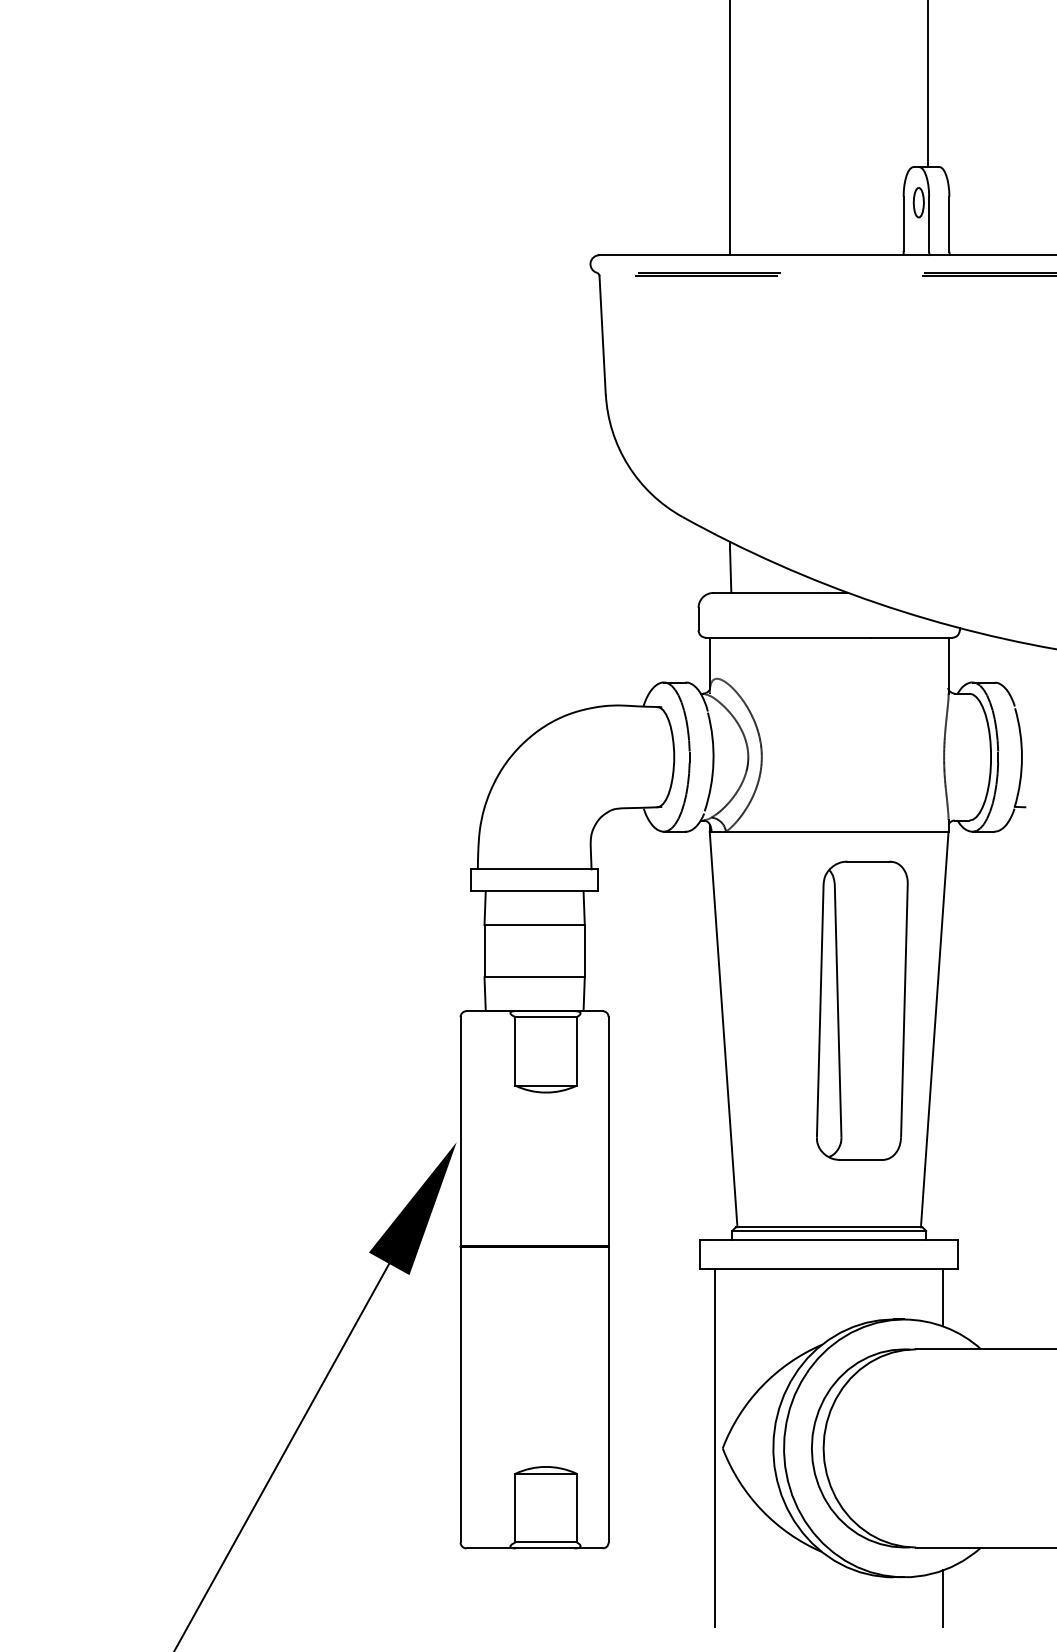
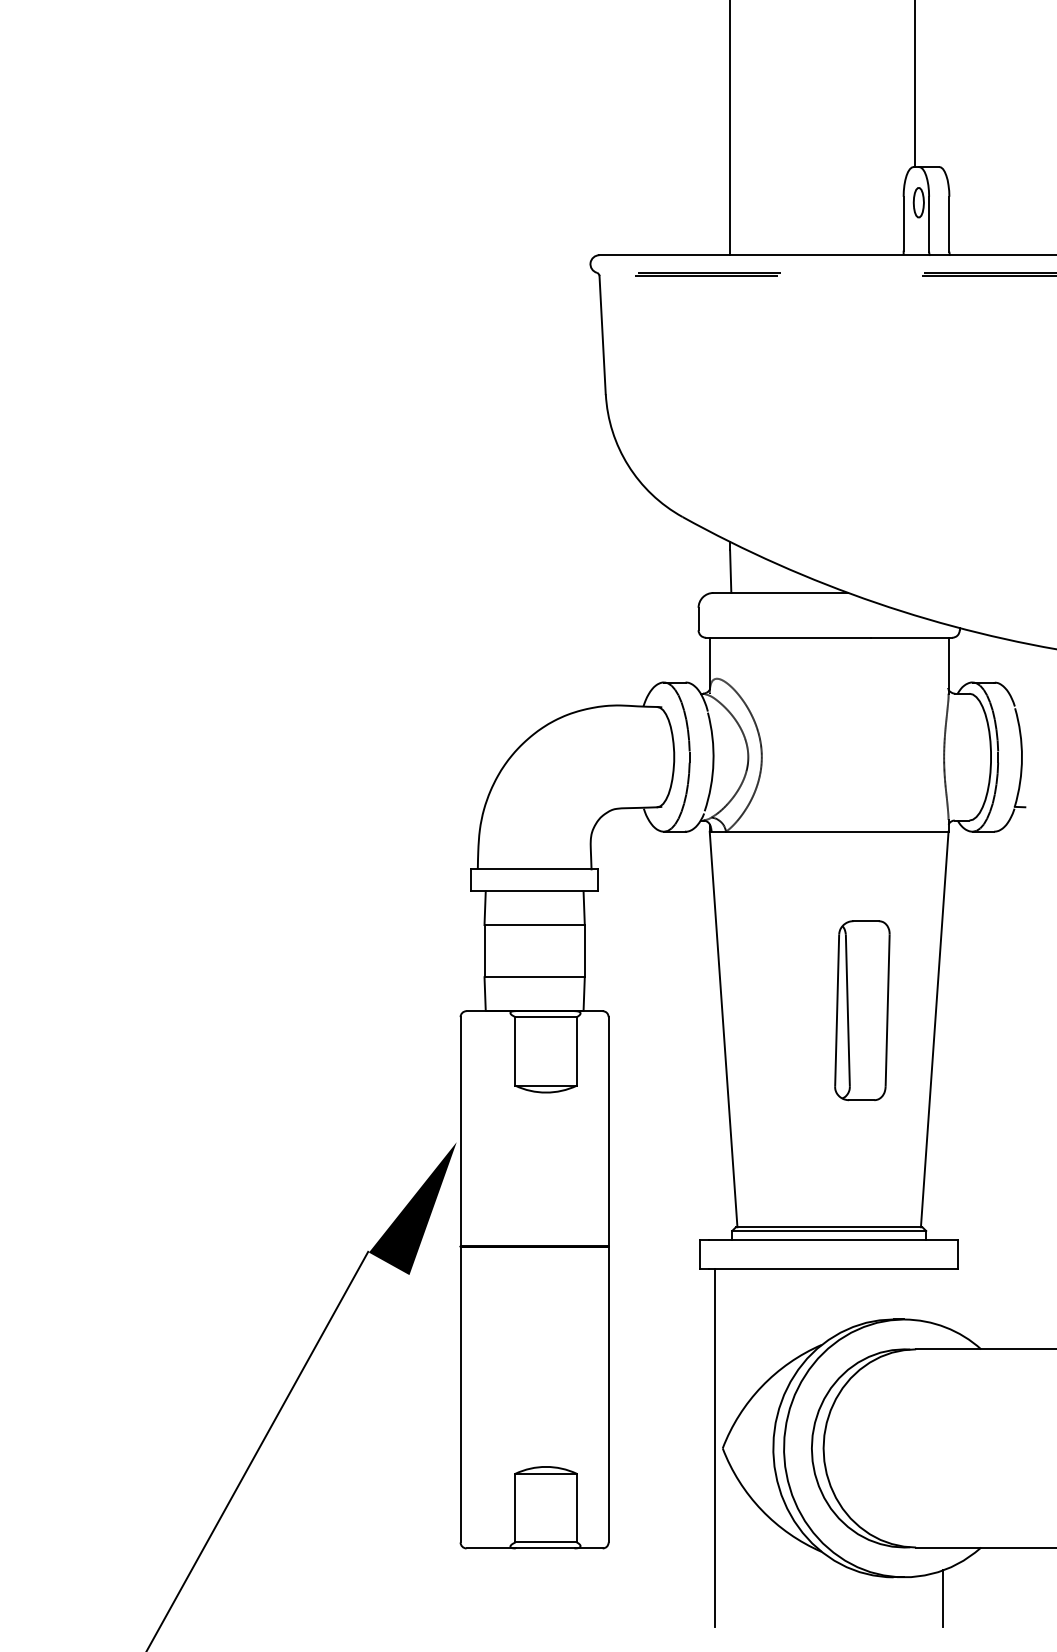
line position: (928, 84) -> (915, 84) (915, 84)
part size: 93x301 px -> 57x182 px (862, 1010)
line: present -> none (943, 1297)
line position: (282, 1455) -> (258, 1449) (258, 1449)
